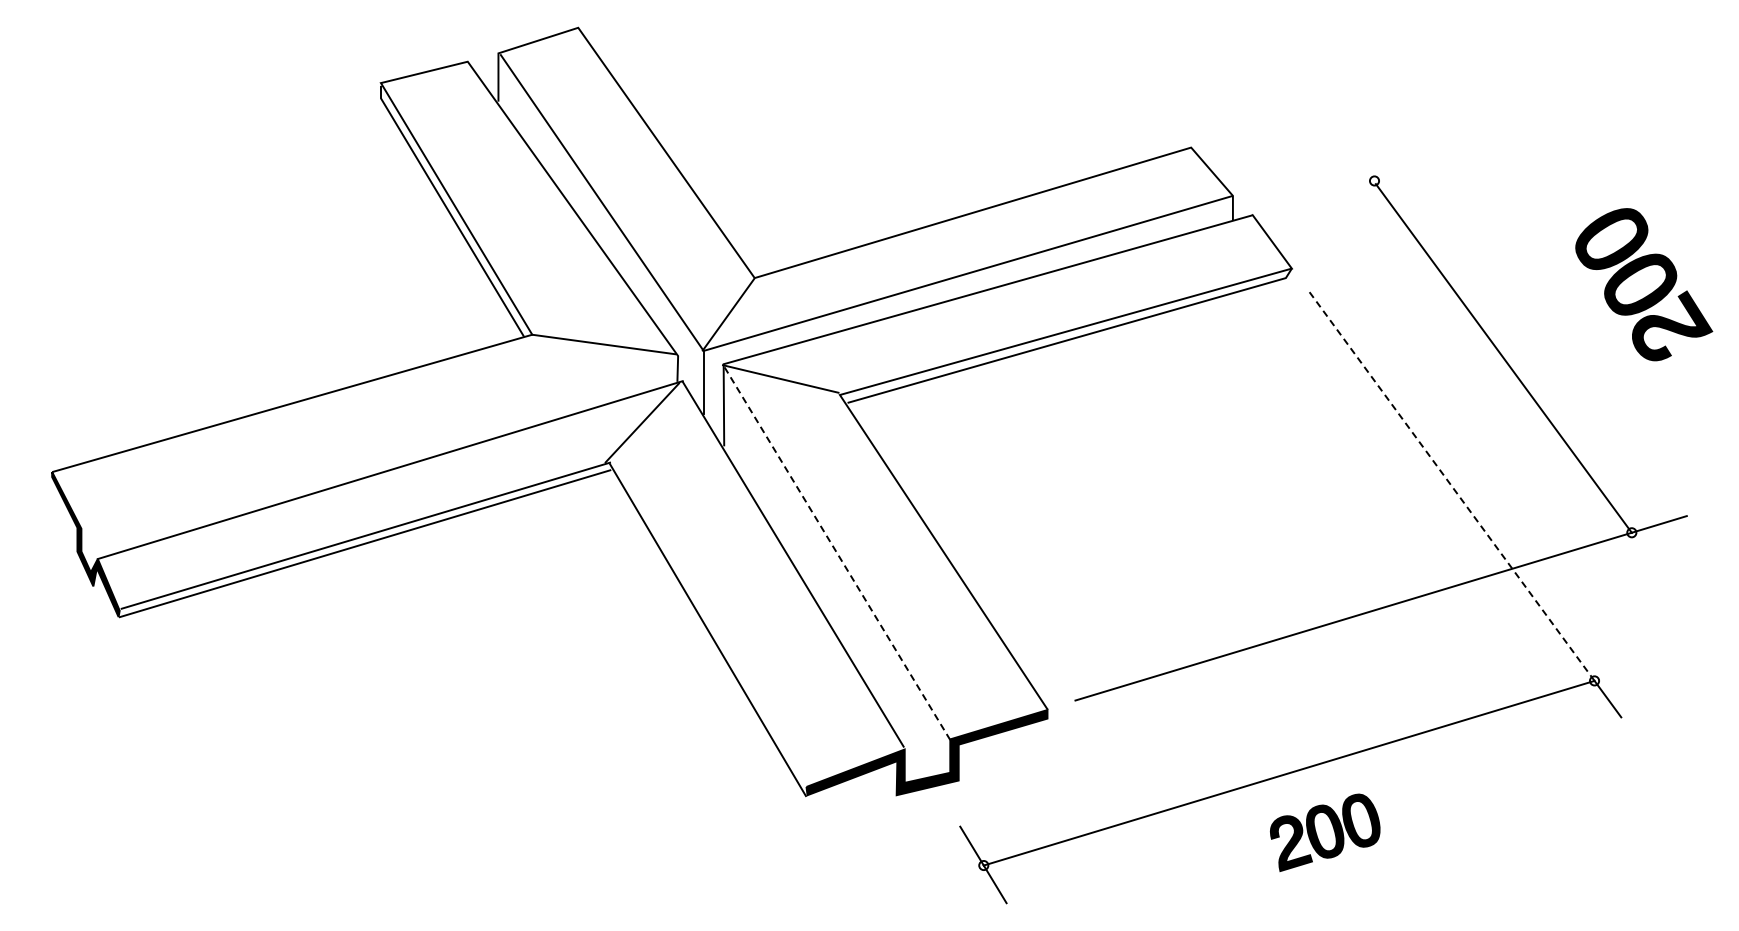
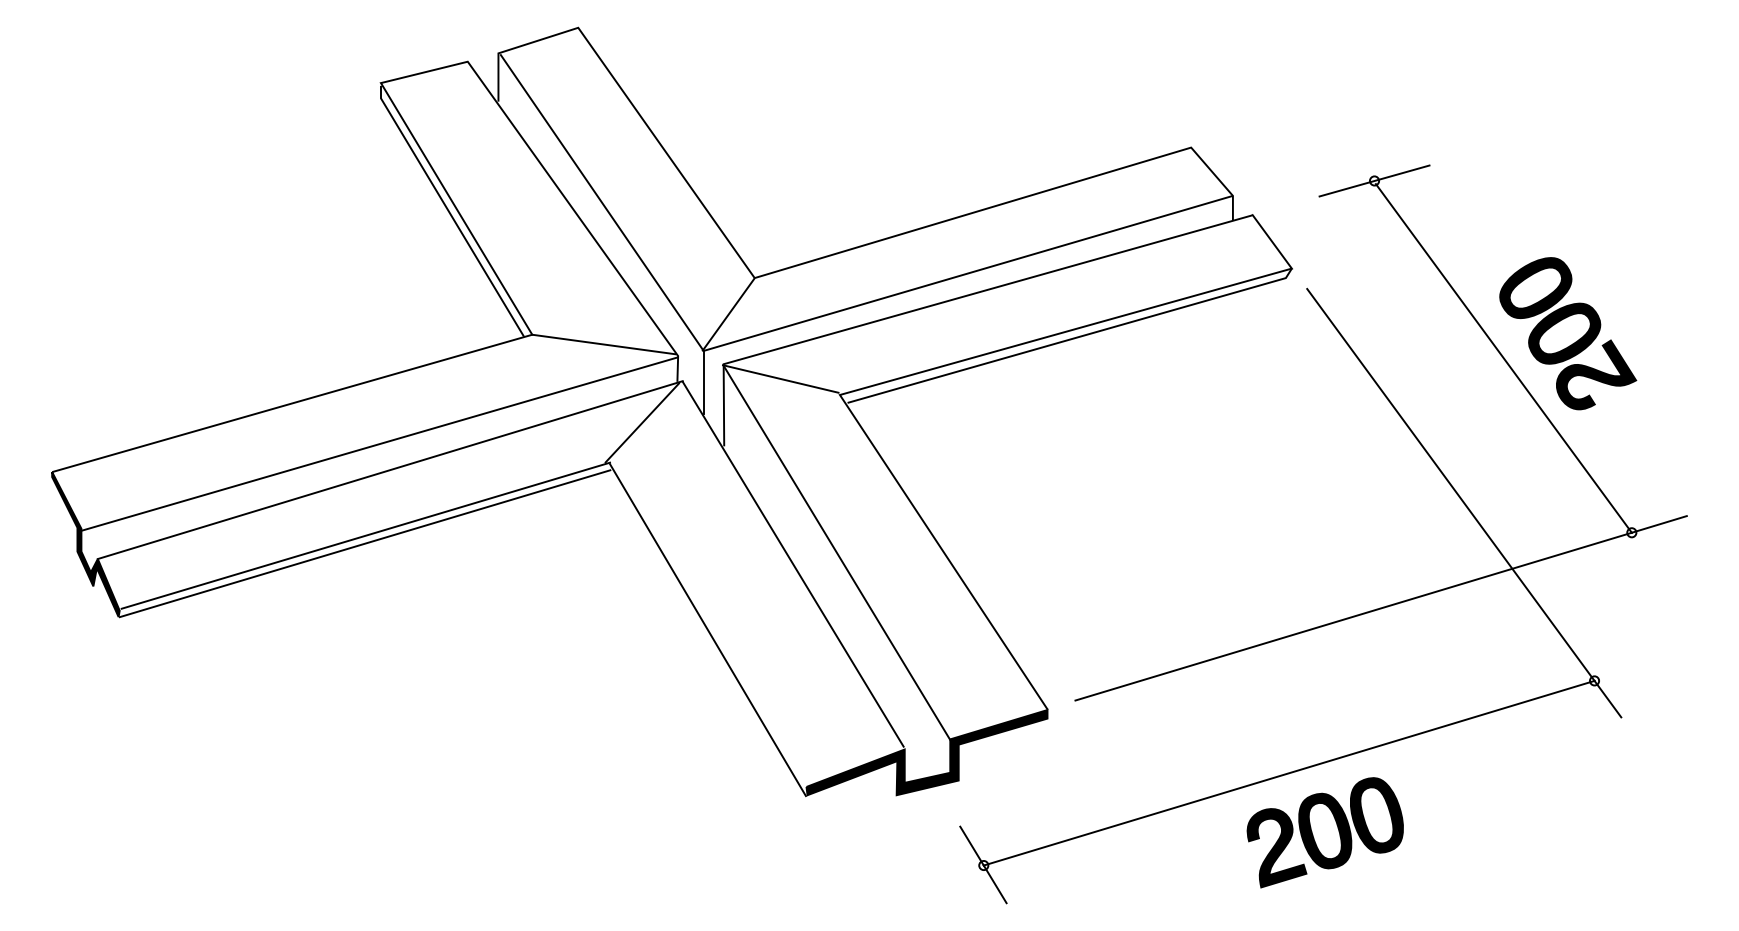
line: none -> present (1374, 180)
part position: (1644, 284) -> (1568, 333) (1568, 333)
line: none -> present (379, 443)
line: dashed -> solid (1450, 484)
line: dashed -> solid (836, 552)
part size: 111x79 px -> 158x112 px (1324, 832)
